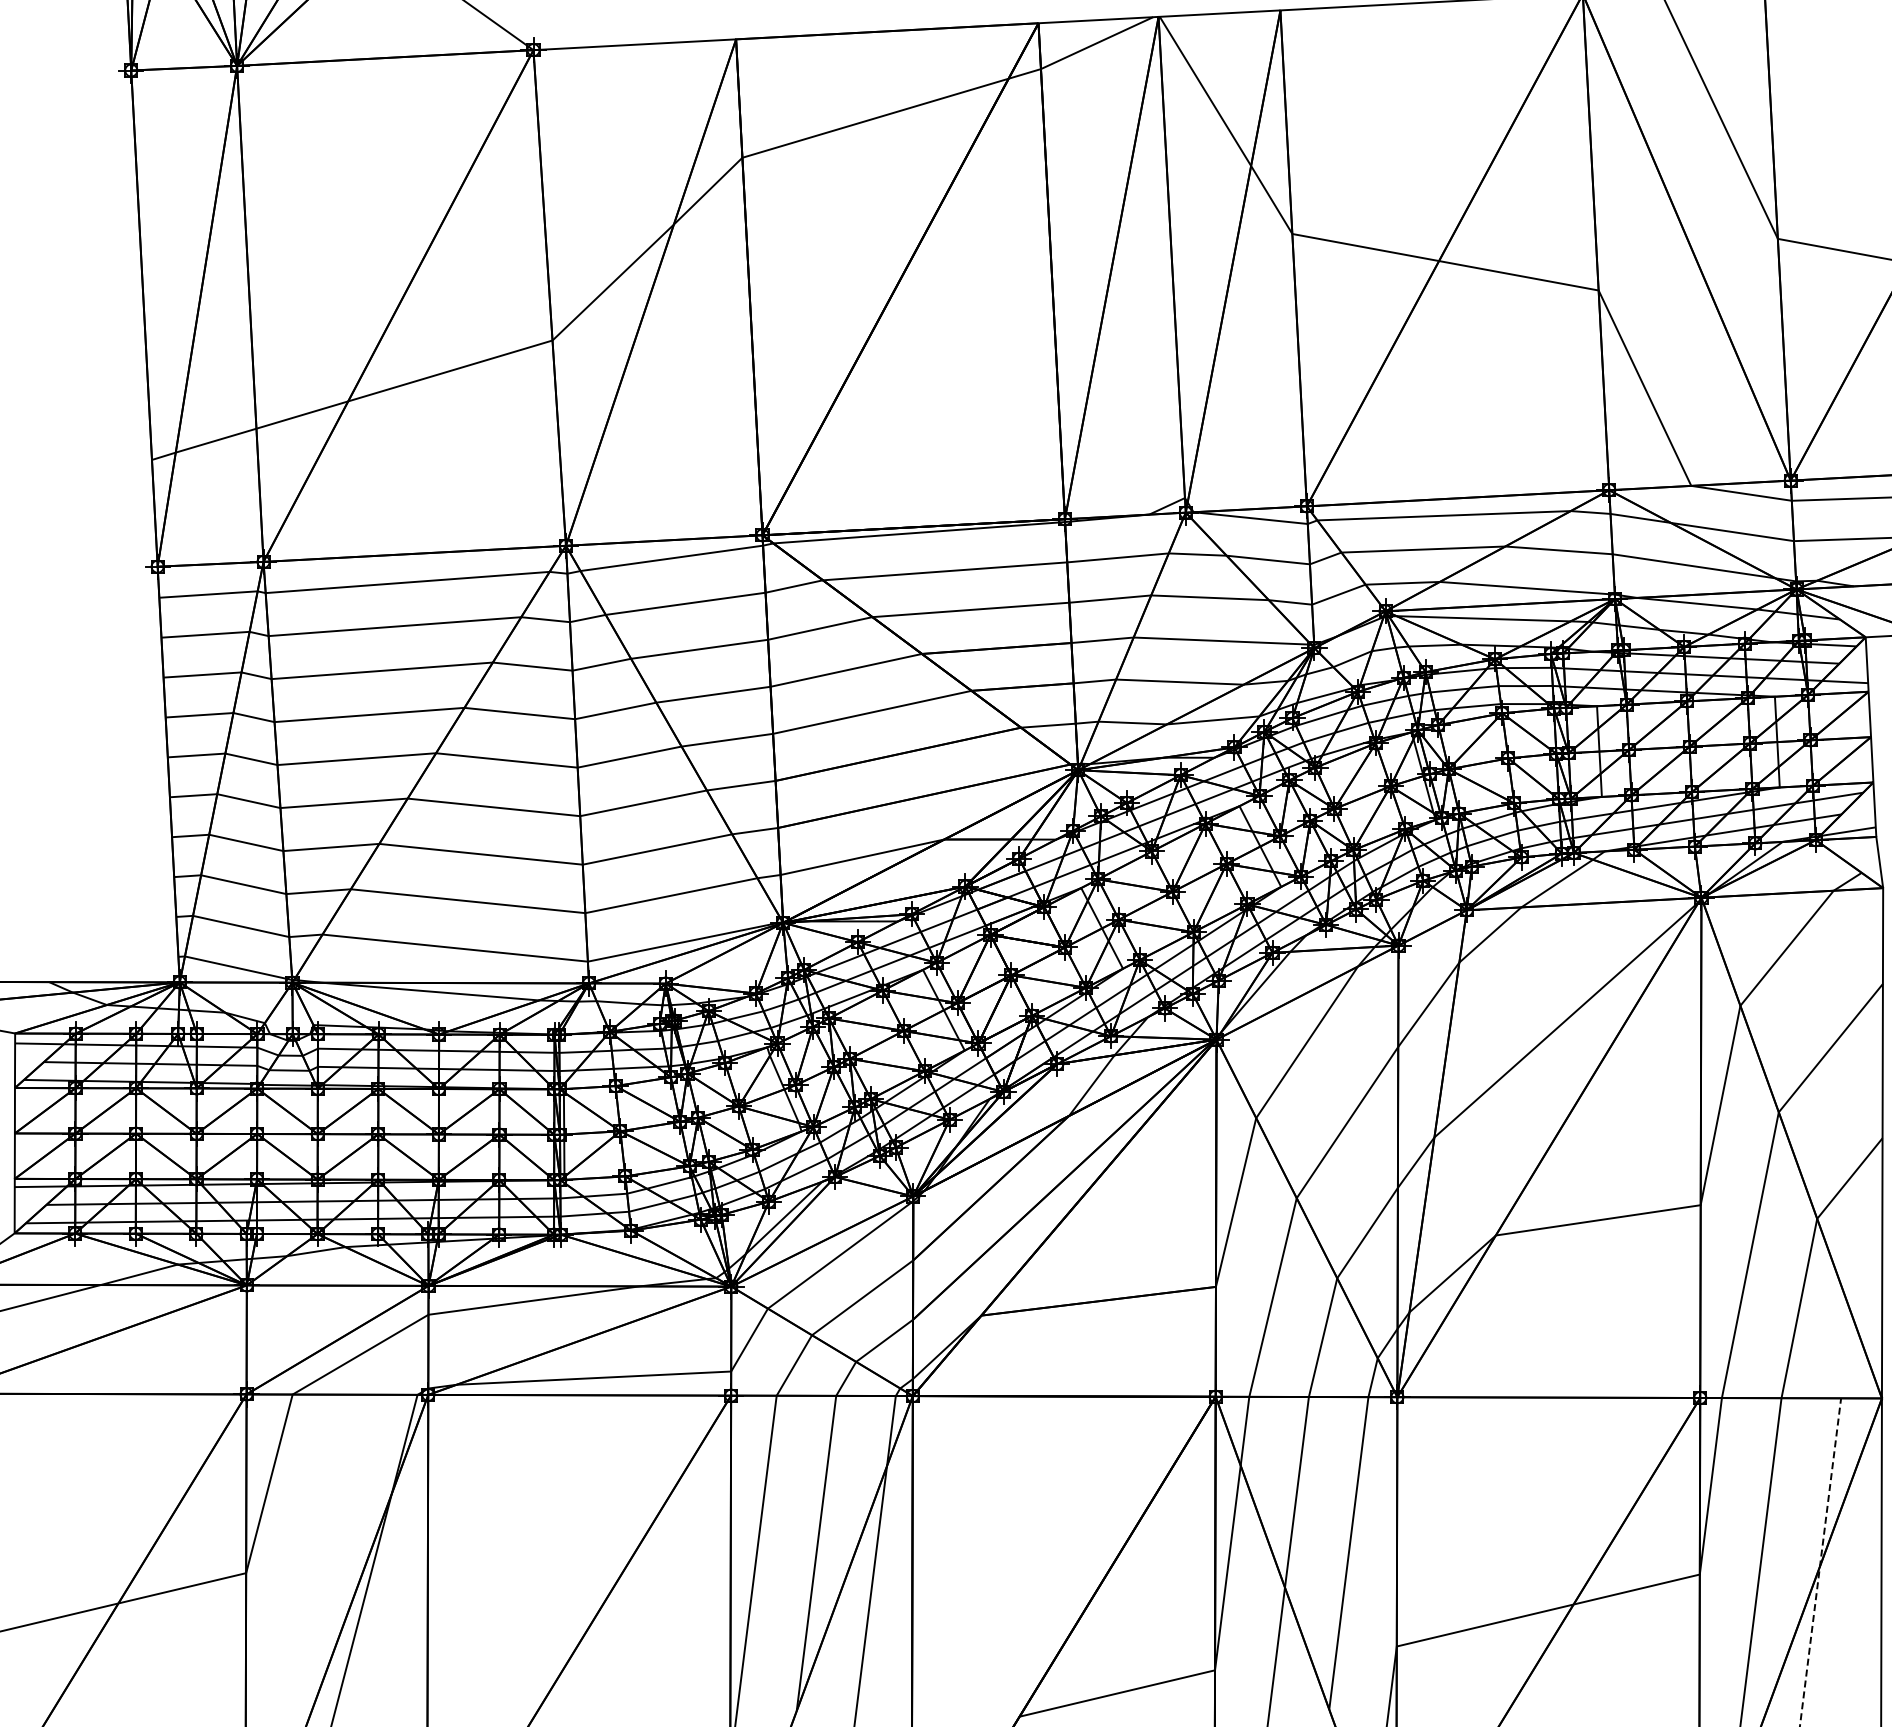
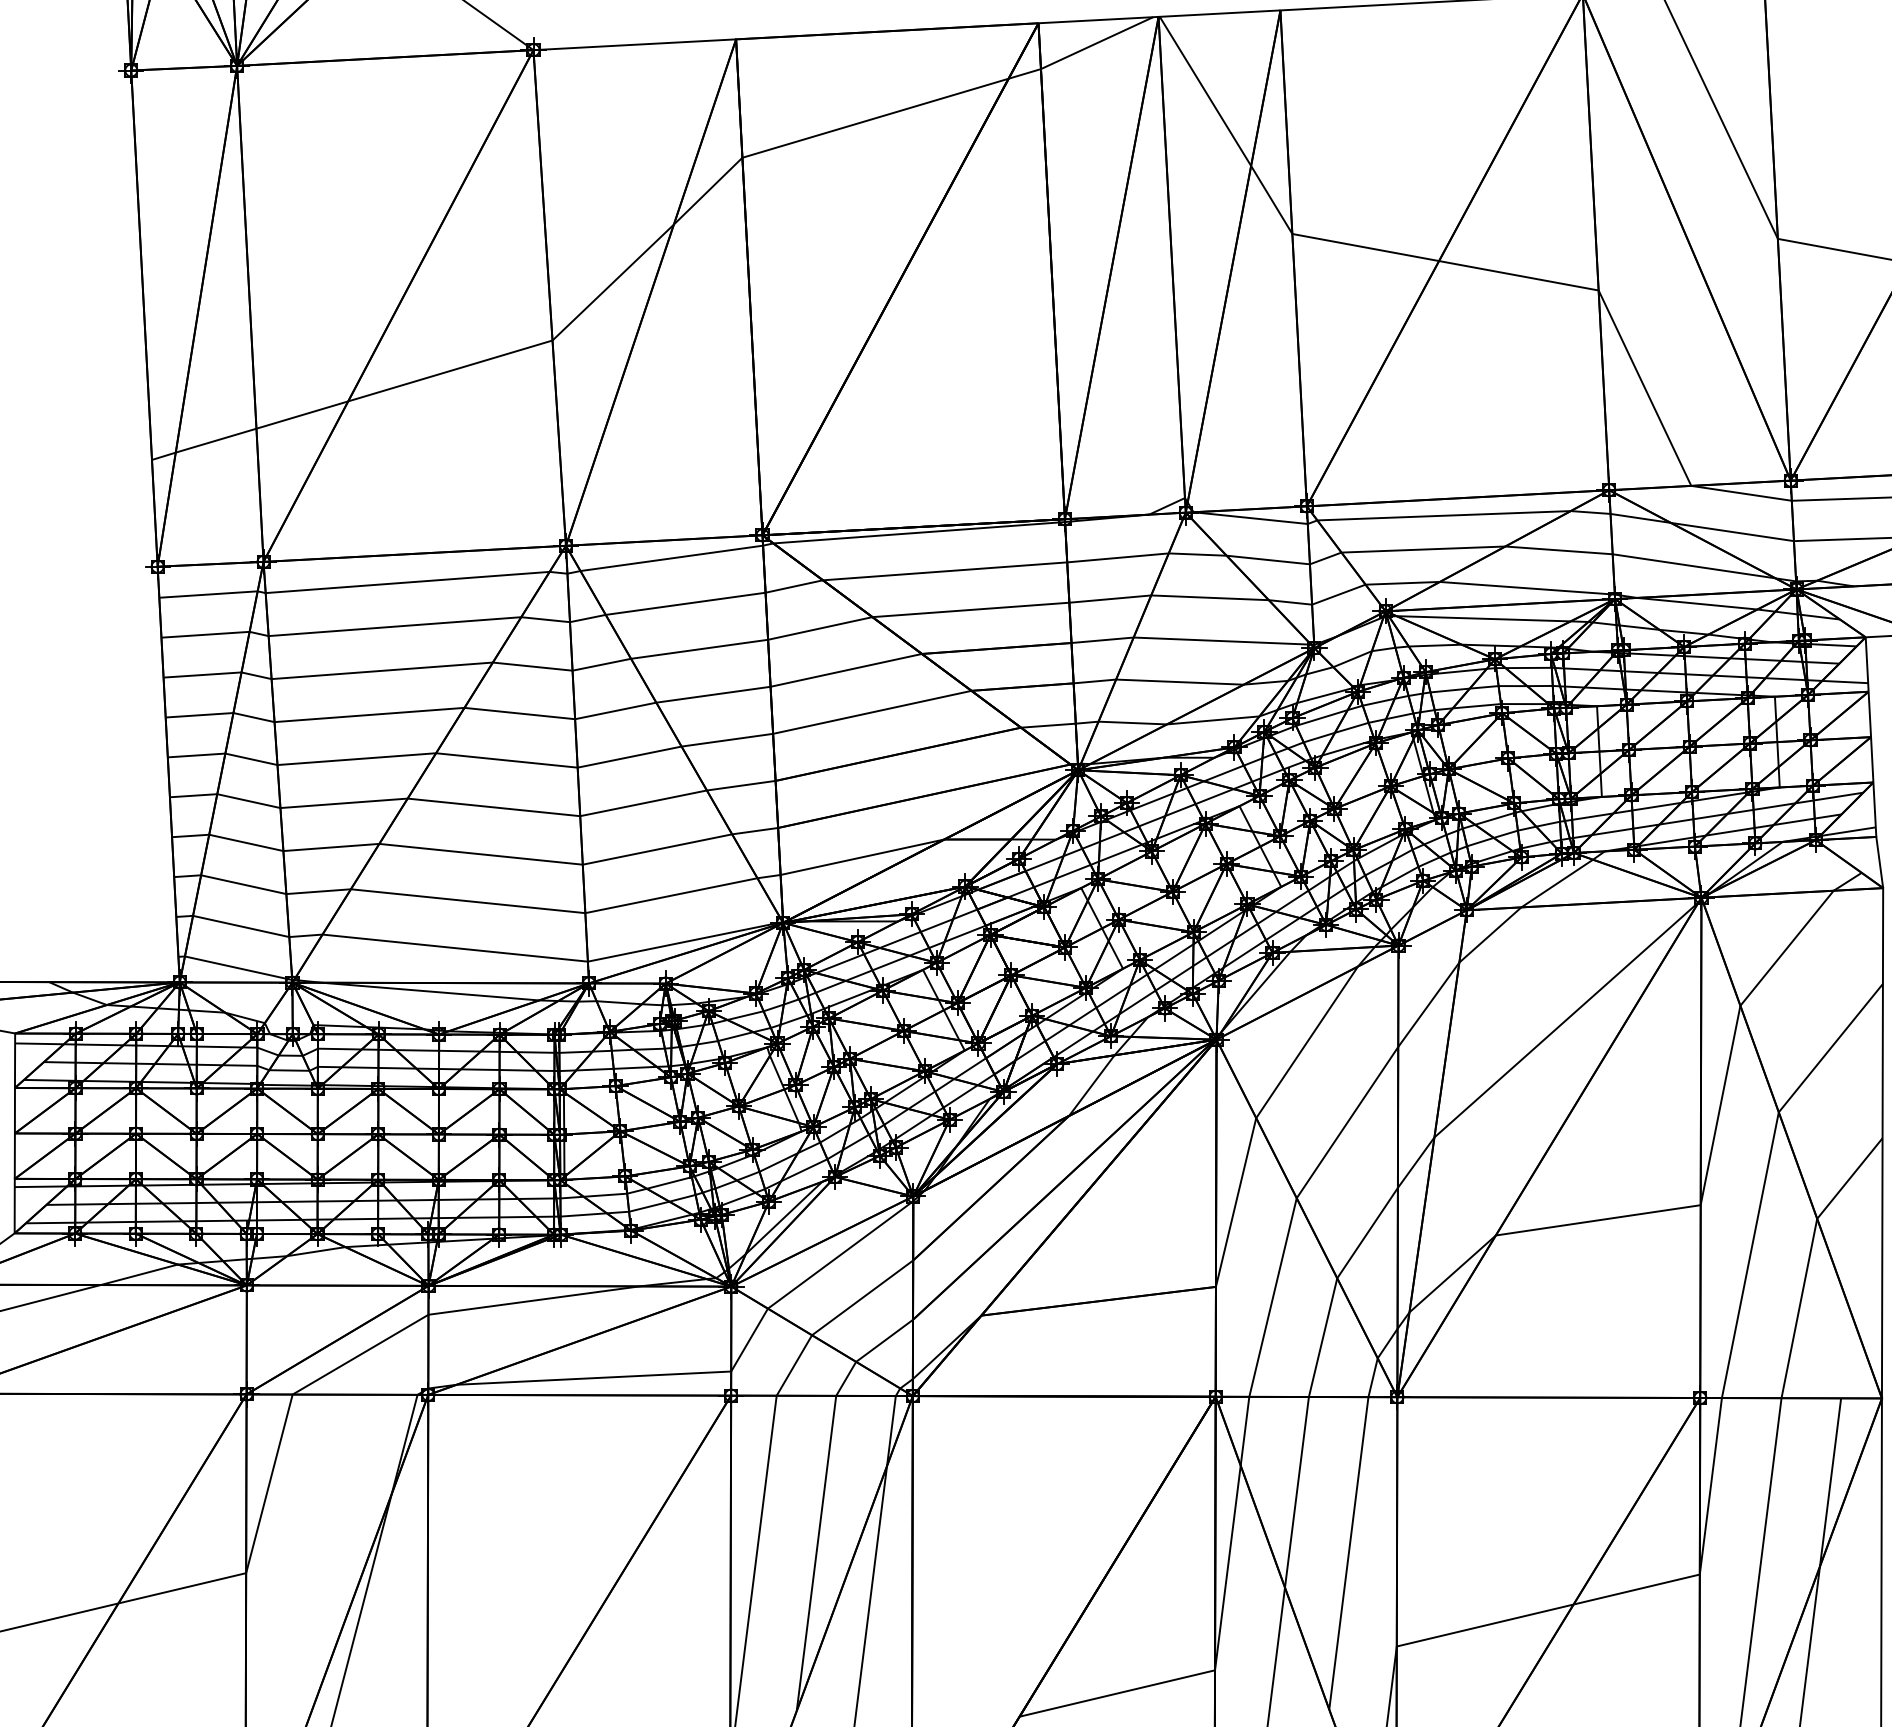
line: dashed -> solid (1820, 1562)
